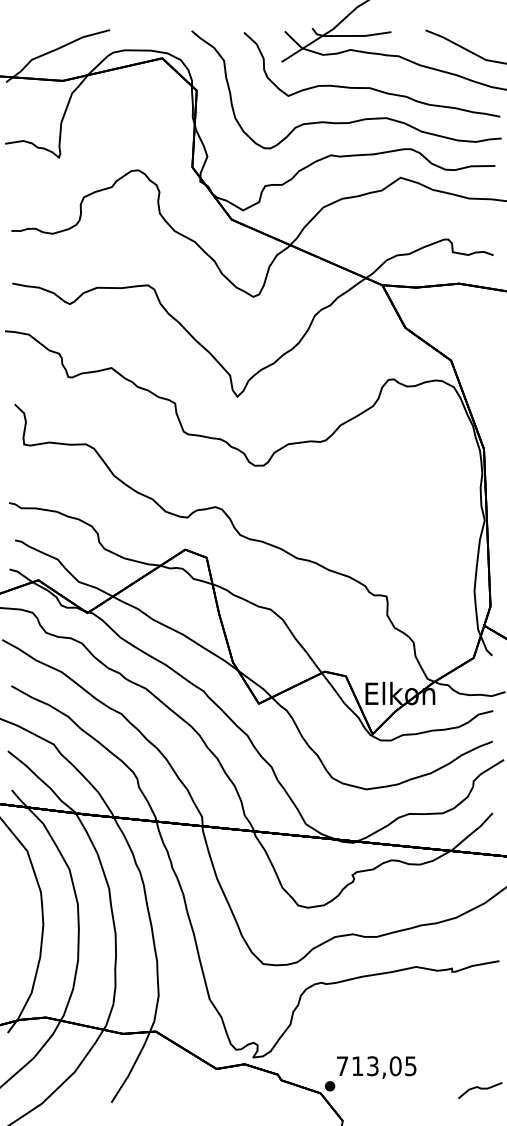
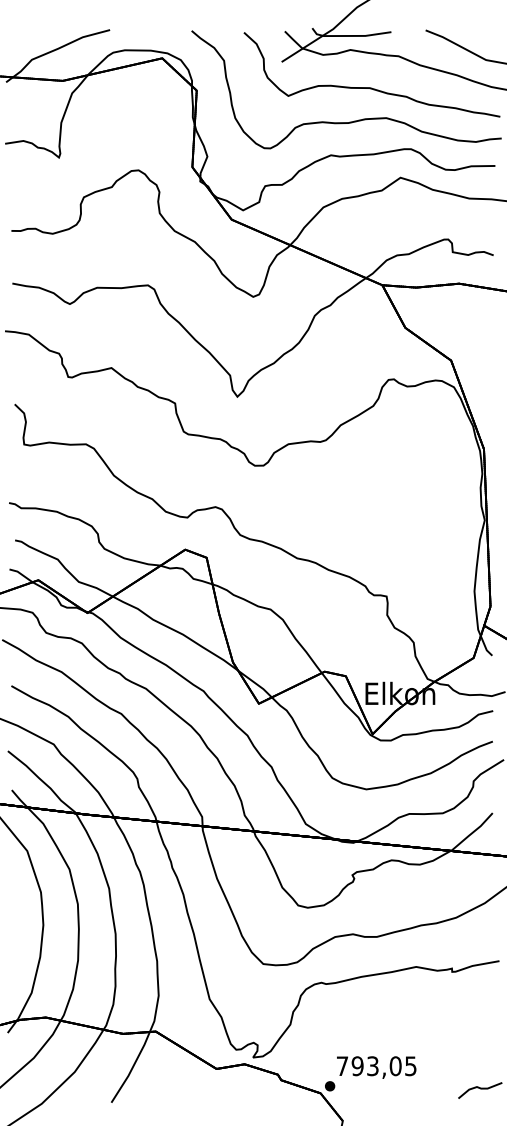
text: 713,05 -> 793,05 (357, 1066)
